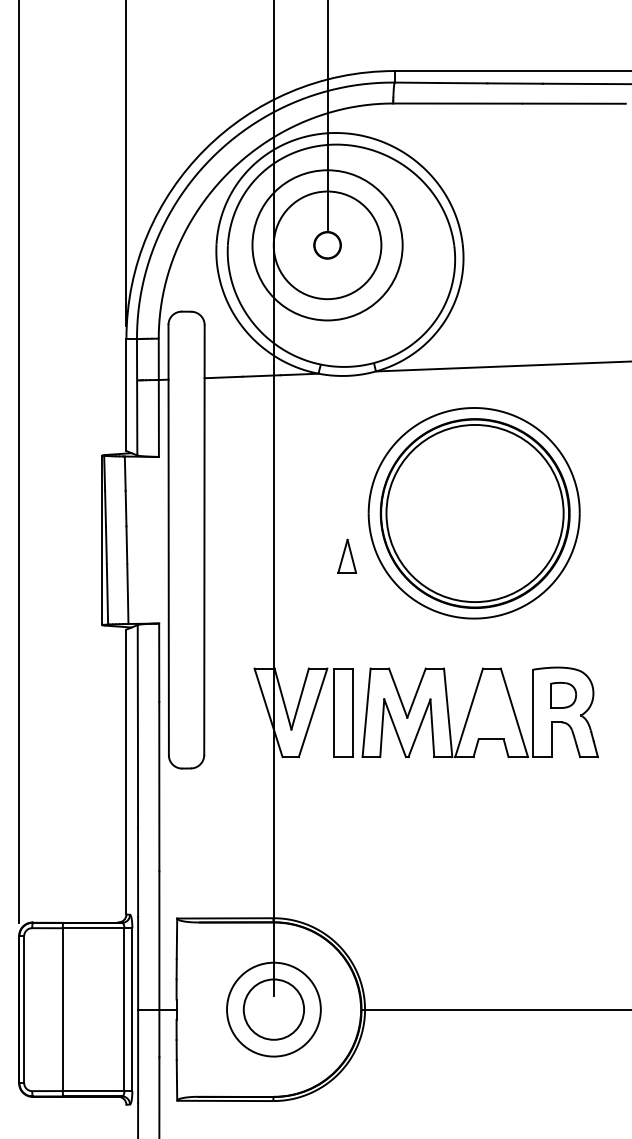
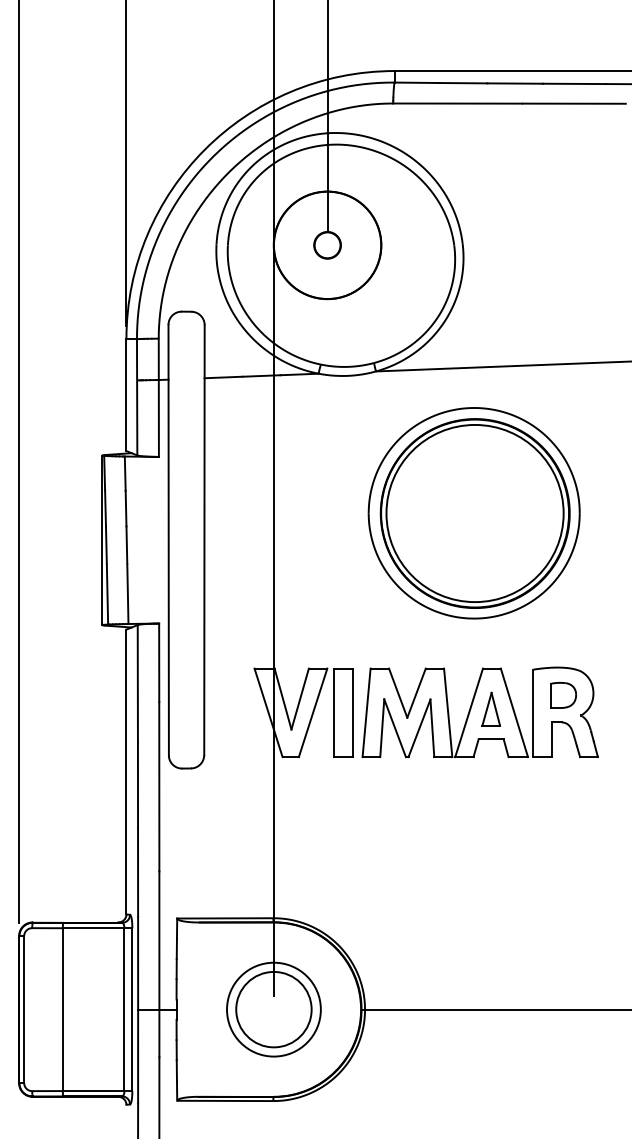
circle diameter: 150 px -> 107 px (327, 245)
part position: (346, 555) -> (490, 708) (490, 708)
circle diameter: 60 px -> 75 px (273, 1009)
